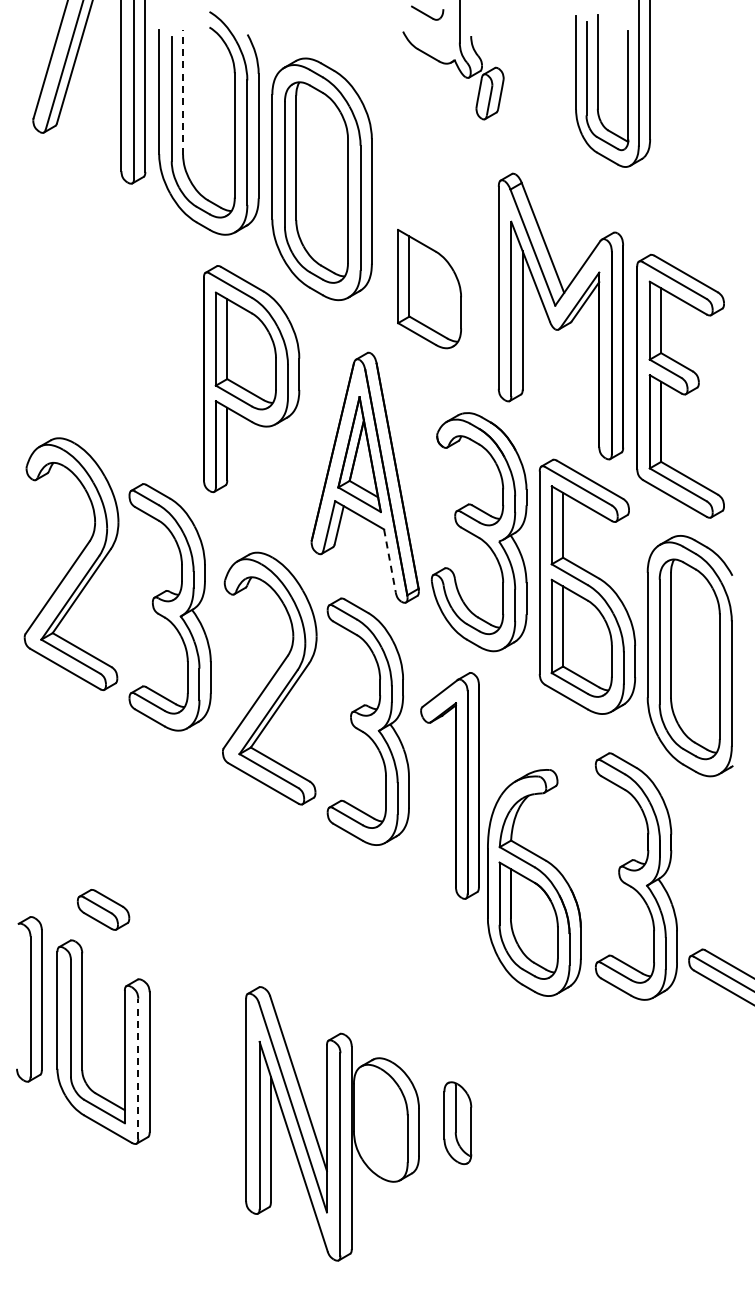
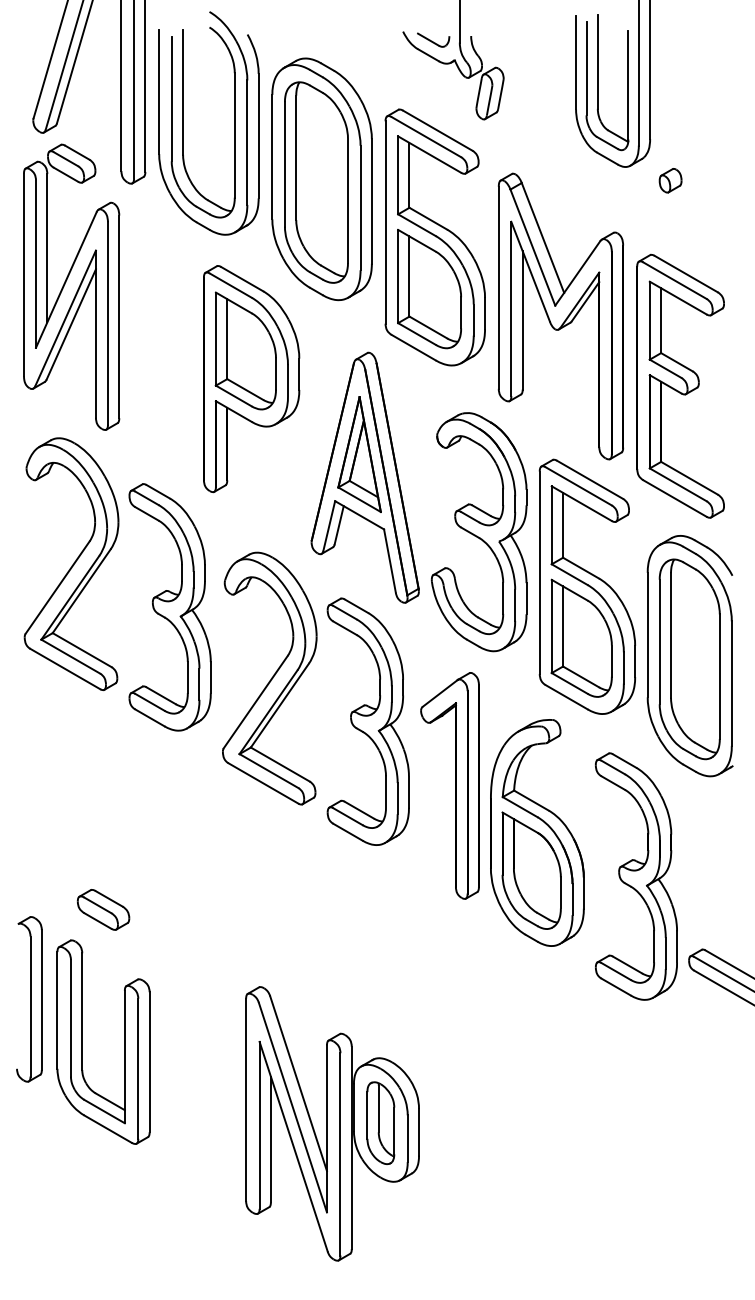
part position: (427, 12) -> (433, 39) (433, 39)
line: dashed -> solid (183, 92)
part: none -> present (670, 180)
part: none -> present (434, 237)
part: none -> present (71, 286)
line: dashed -> solid (390, 561)
part position: (534, 882) -> (537, 832) (537, 832)
line: dashed -> solid (138, 1068)
part position: (457, 1122) -> (380, 1122) (380, 1122)
